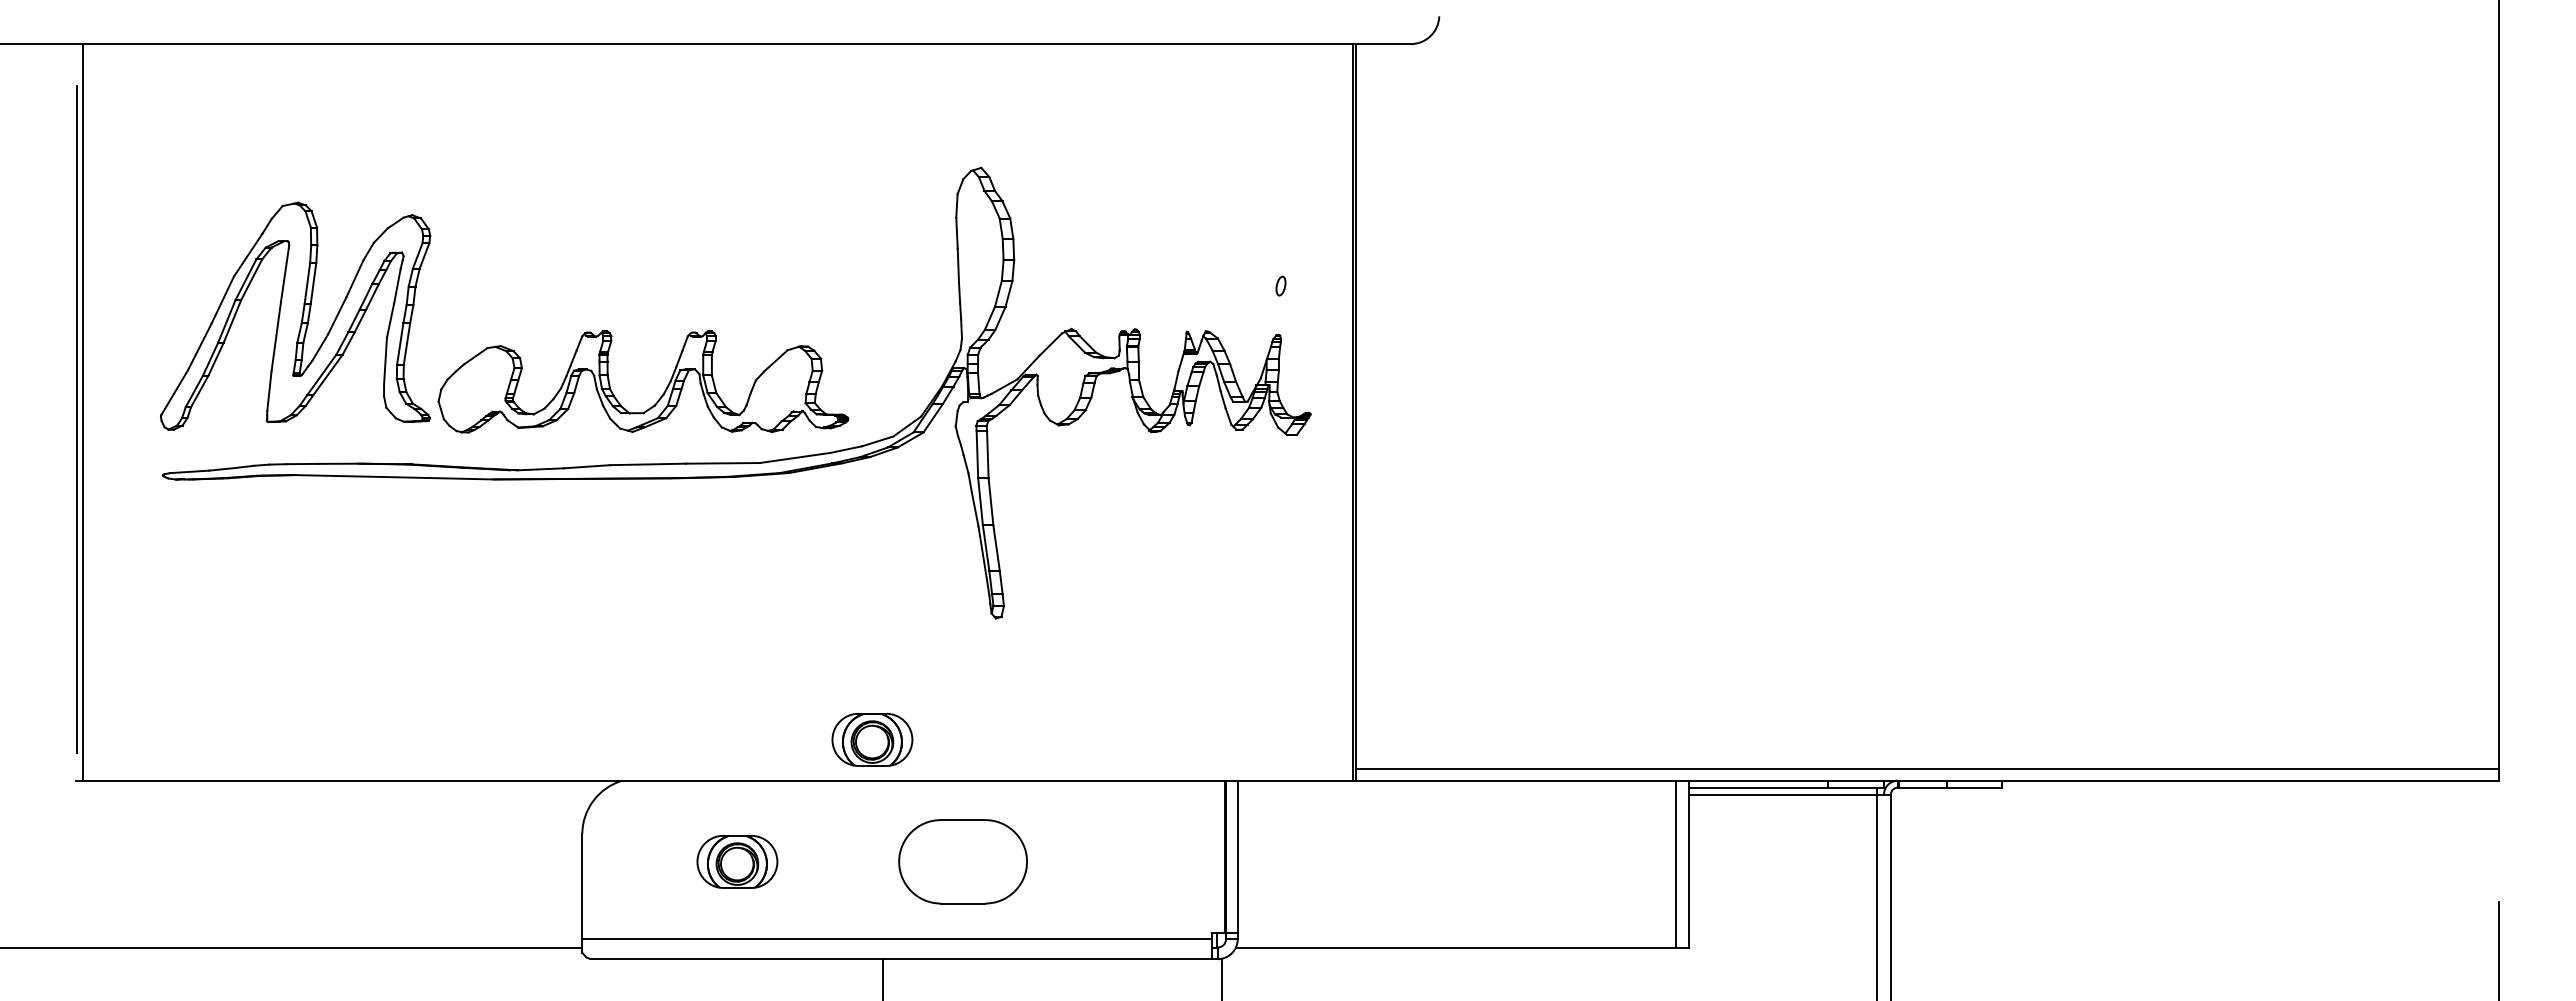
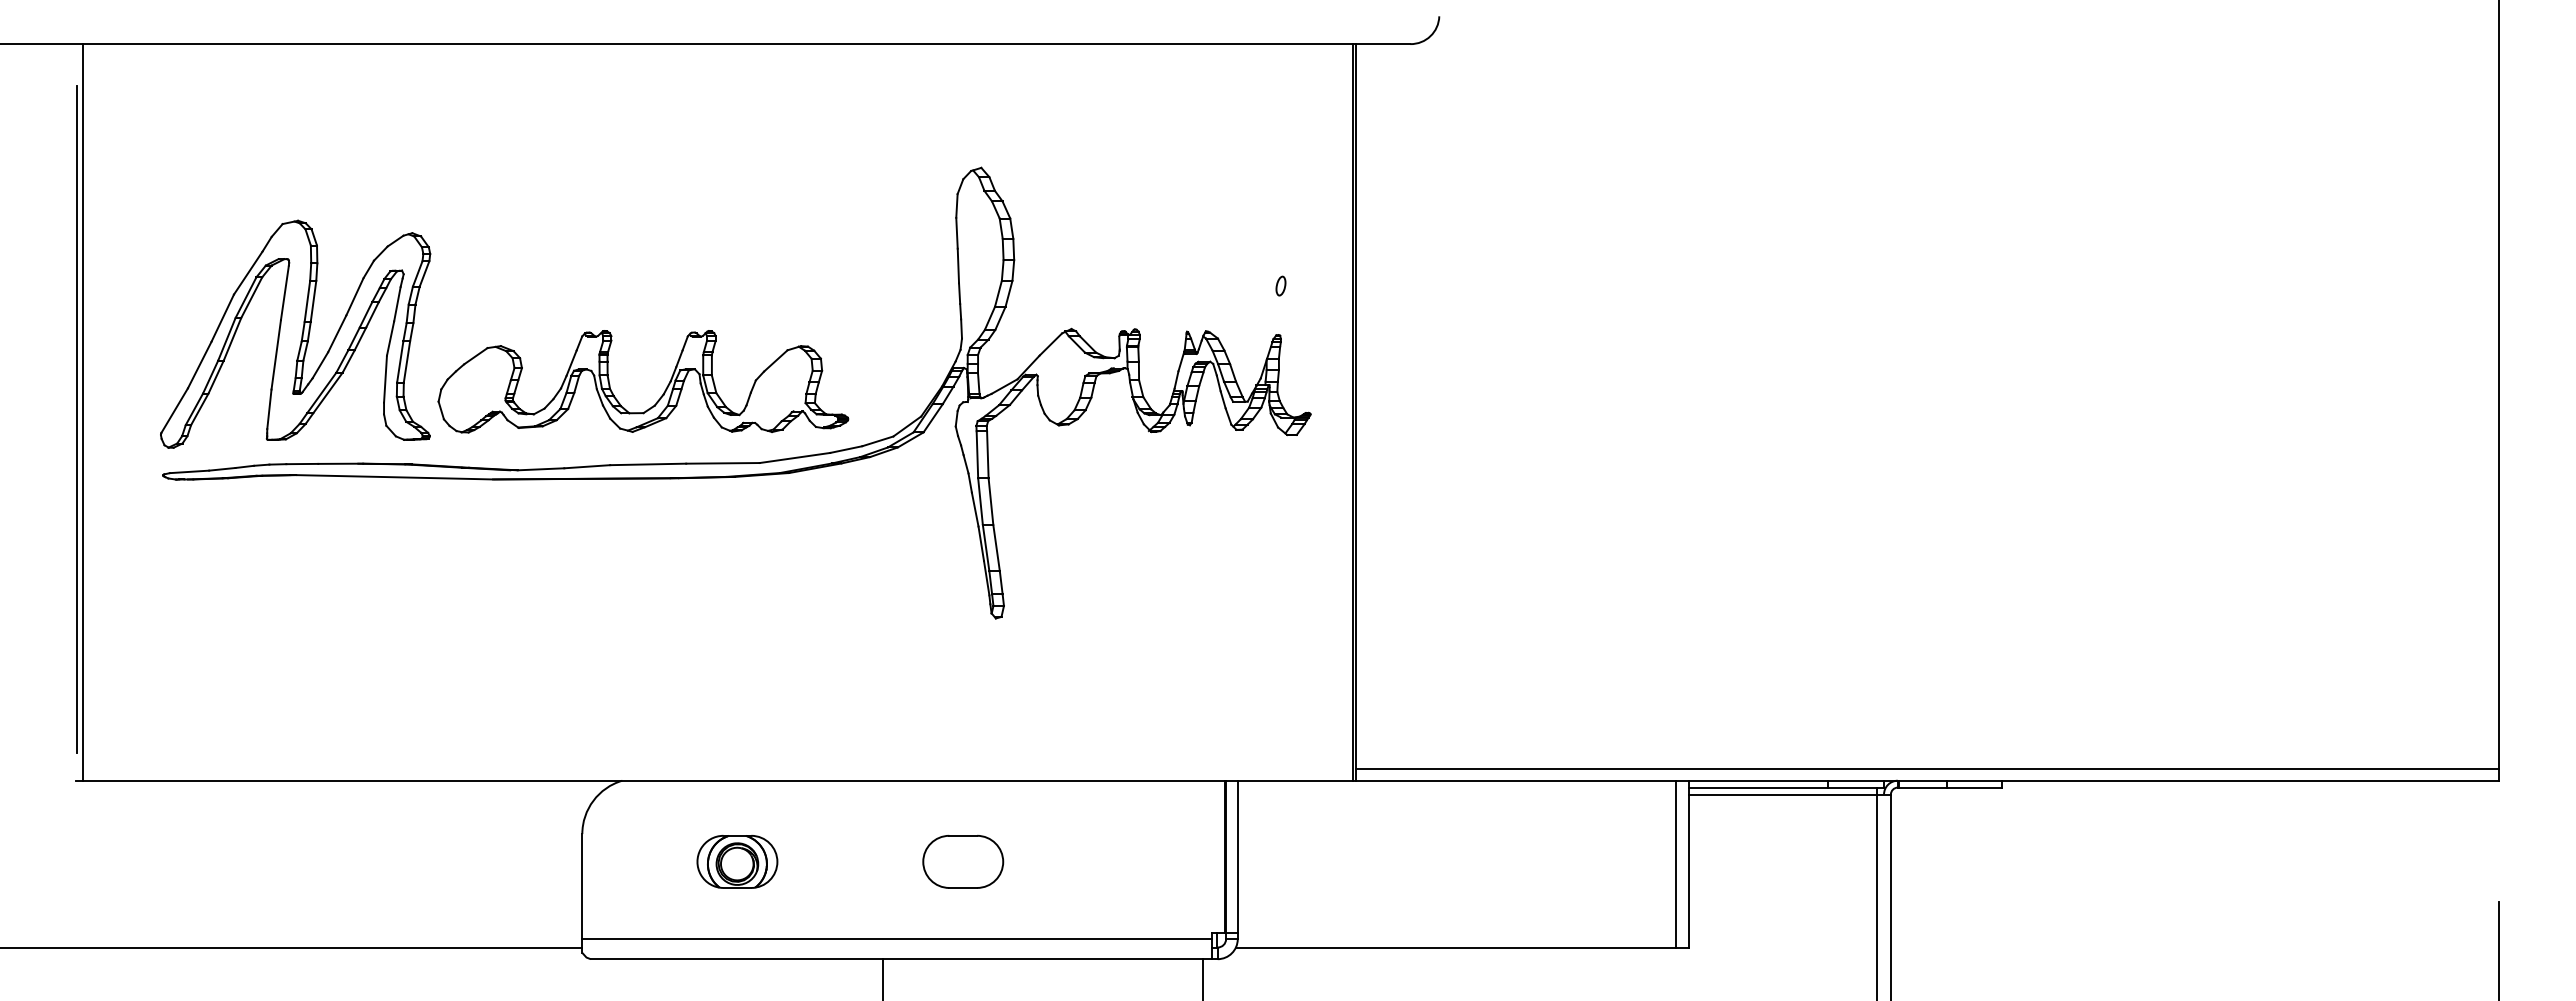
part position: (295, 315) -> (295, 333) (295, 333)
part: present -> none (872, 739)
part size: 130x86 px -> 83x54 px (963, 861)
line position: (1222, 978) -> (1203, 978) (1203, 978)
